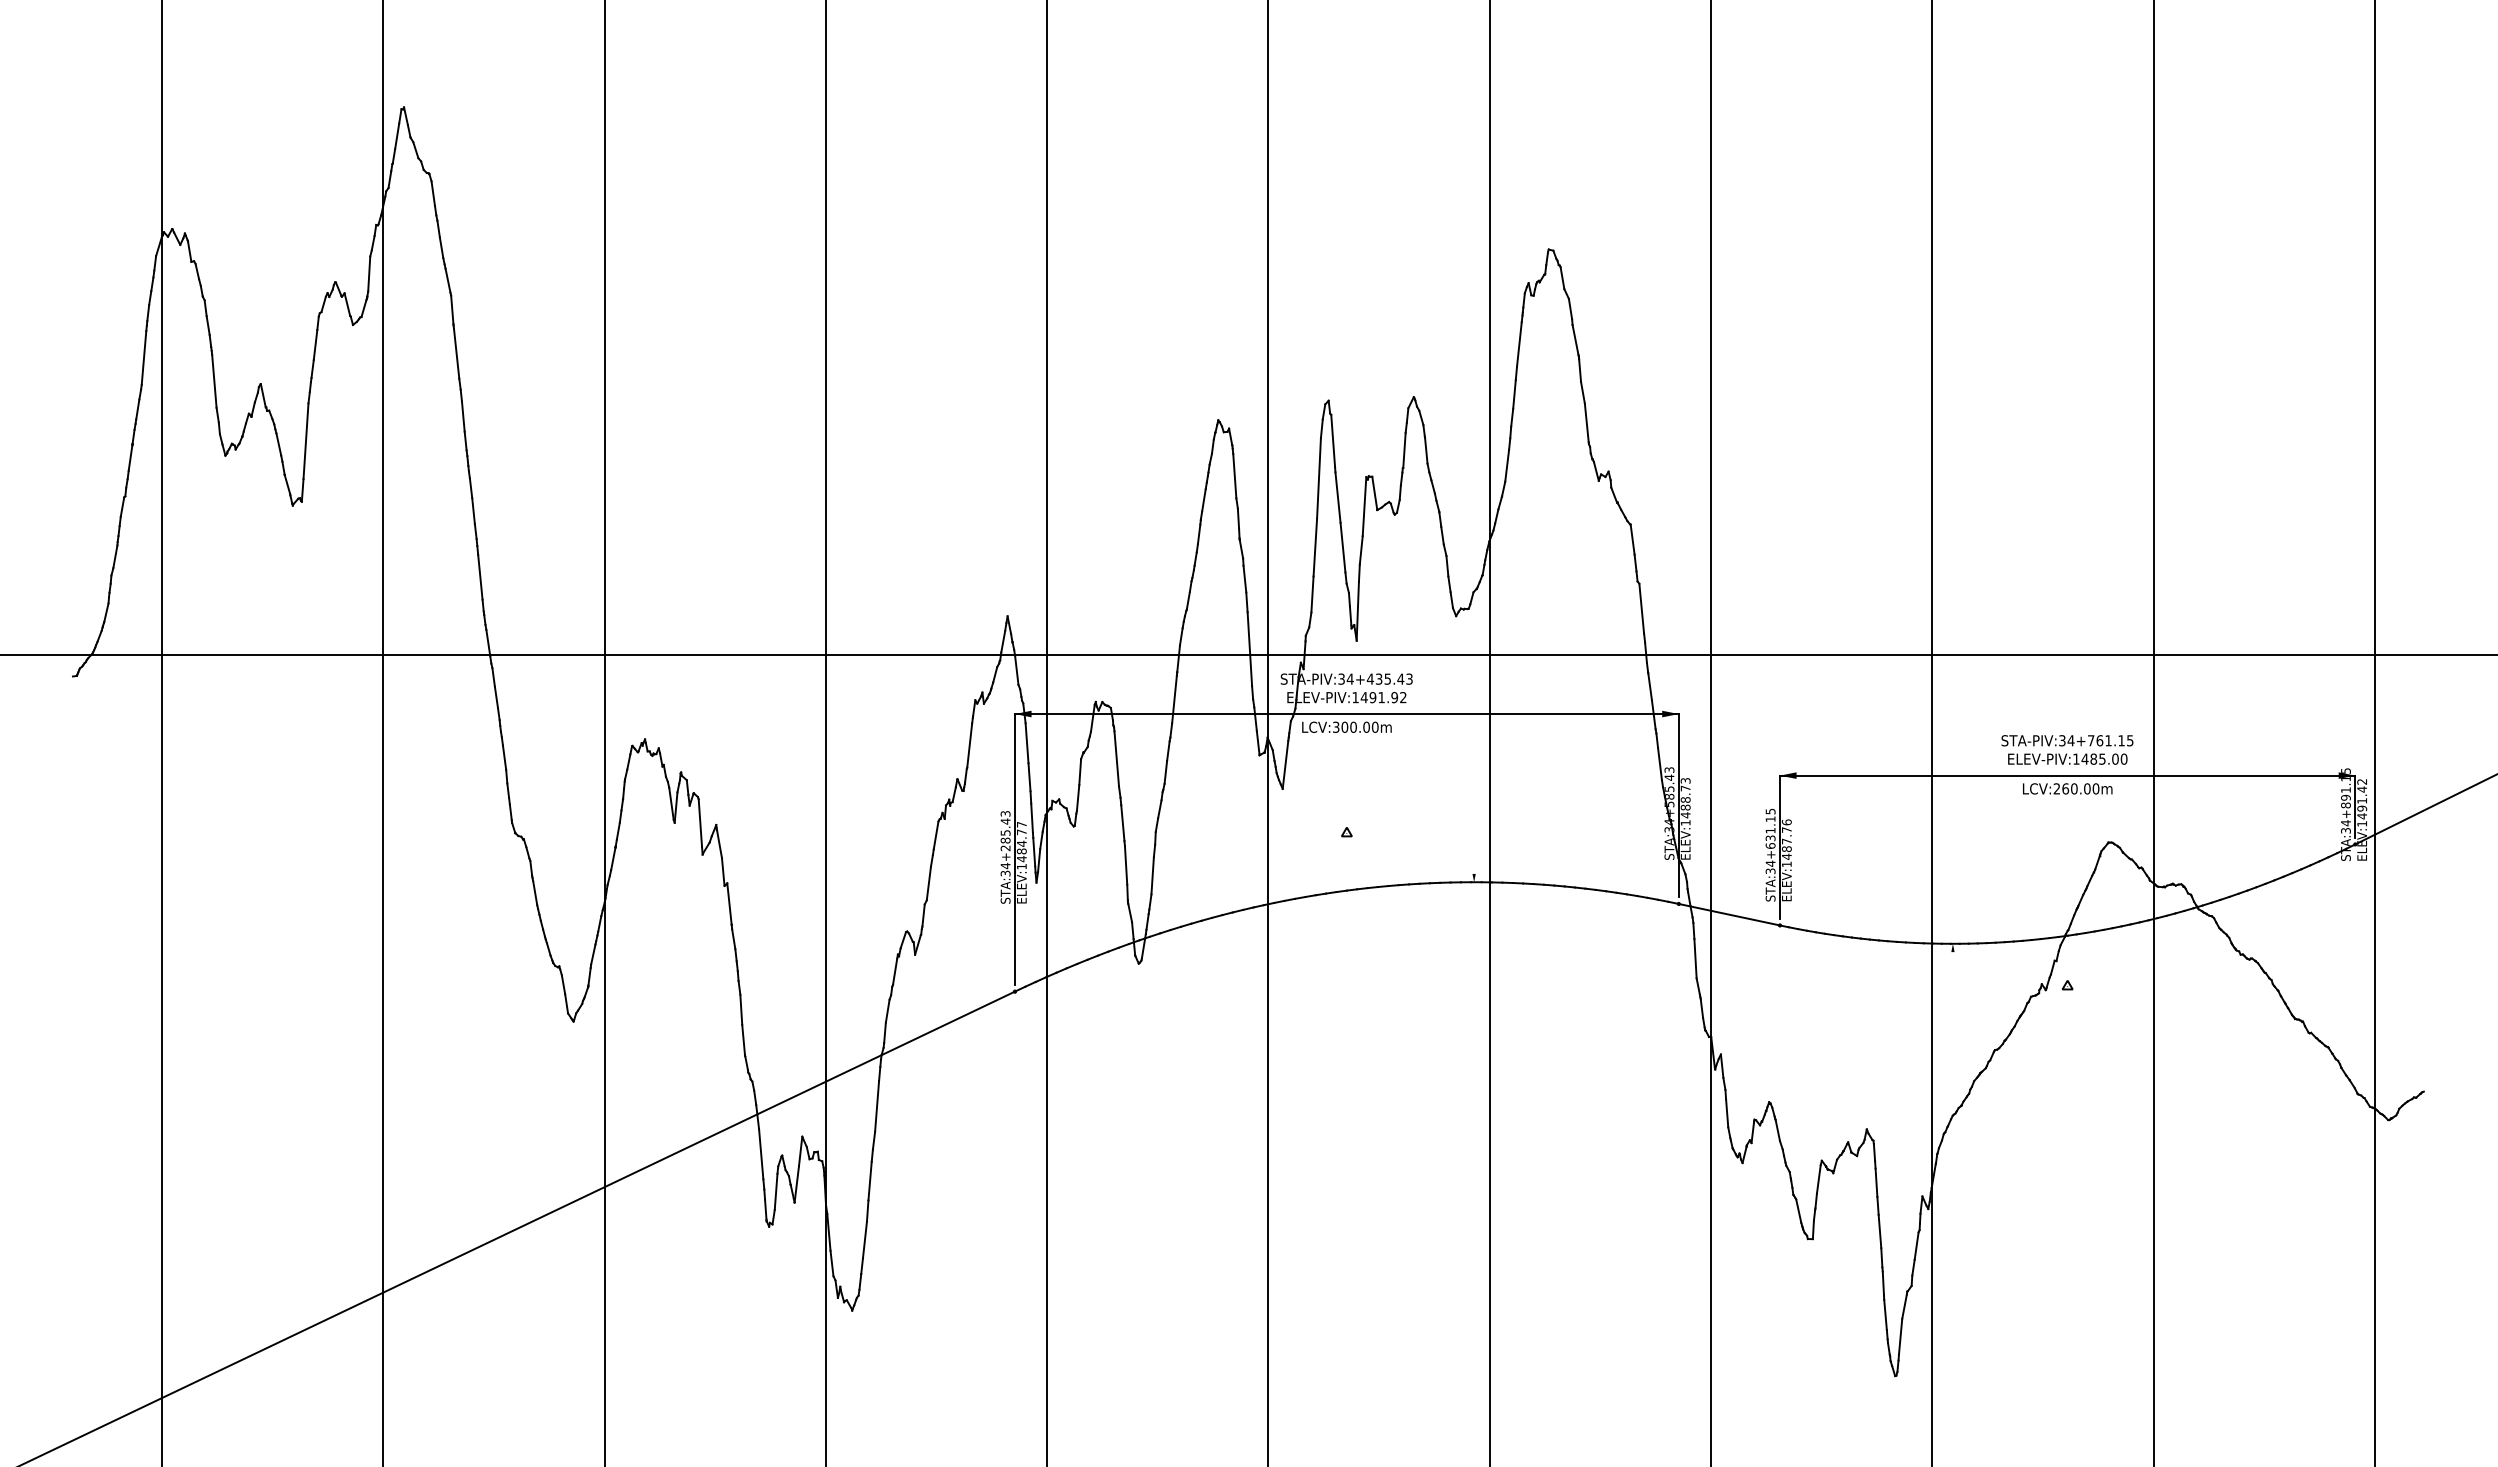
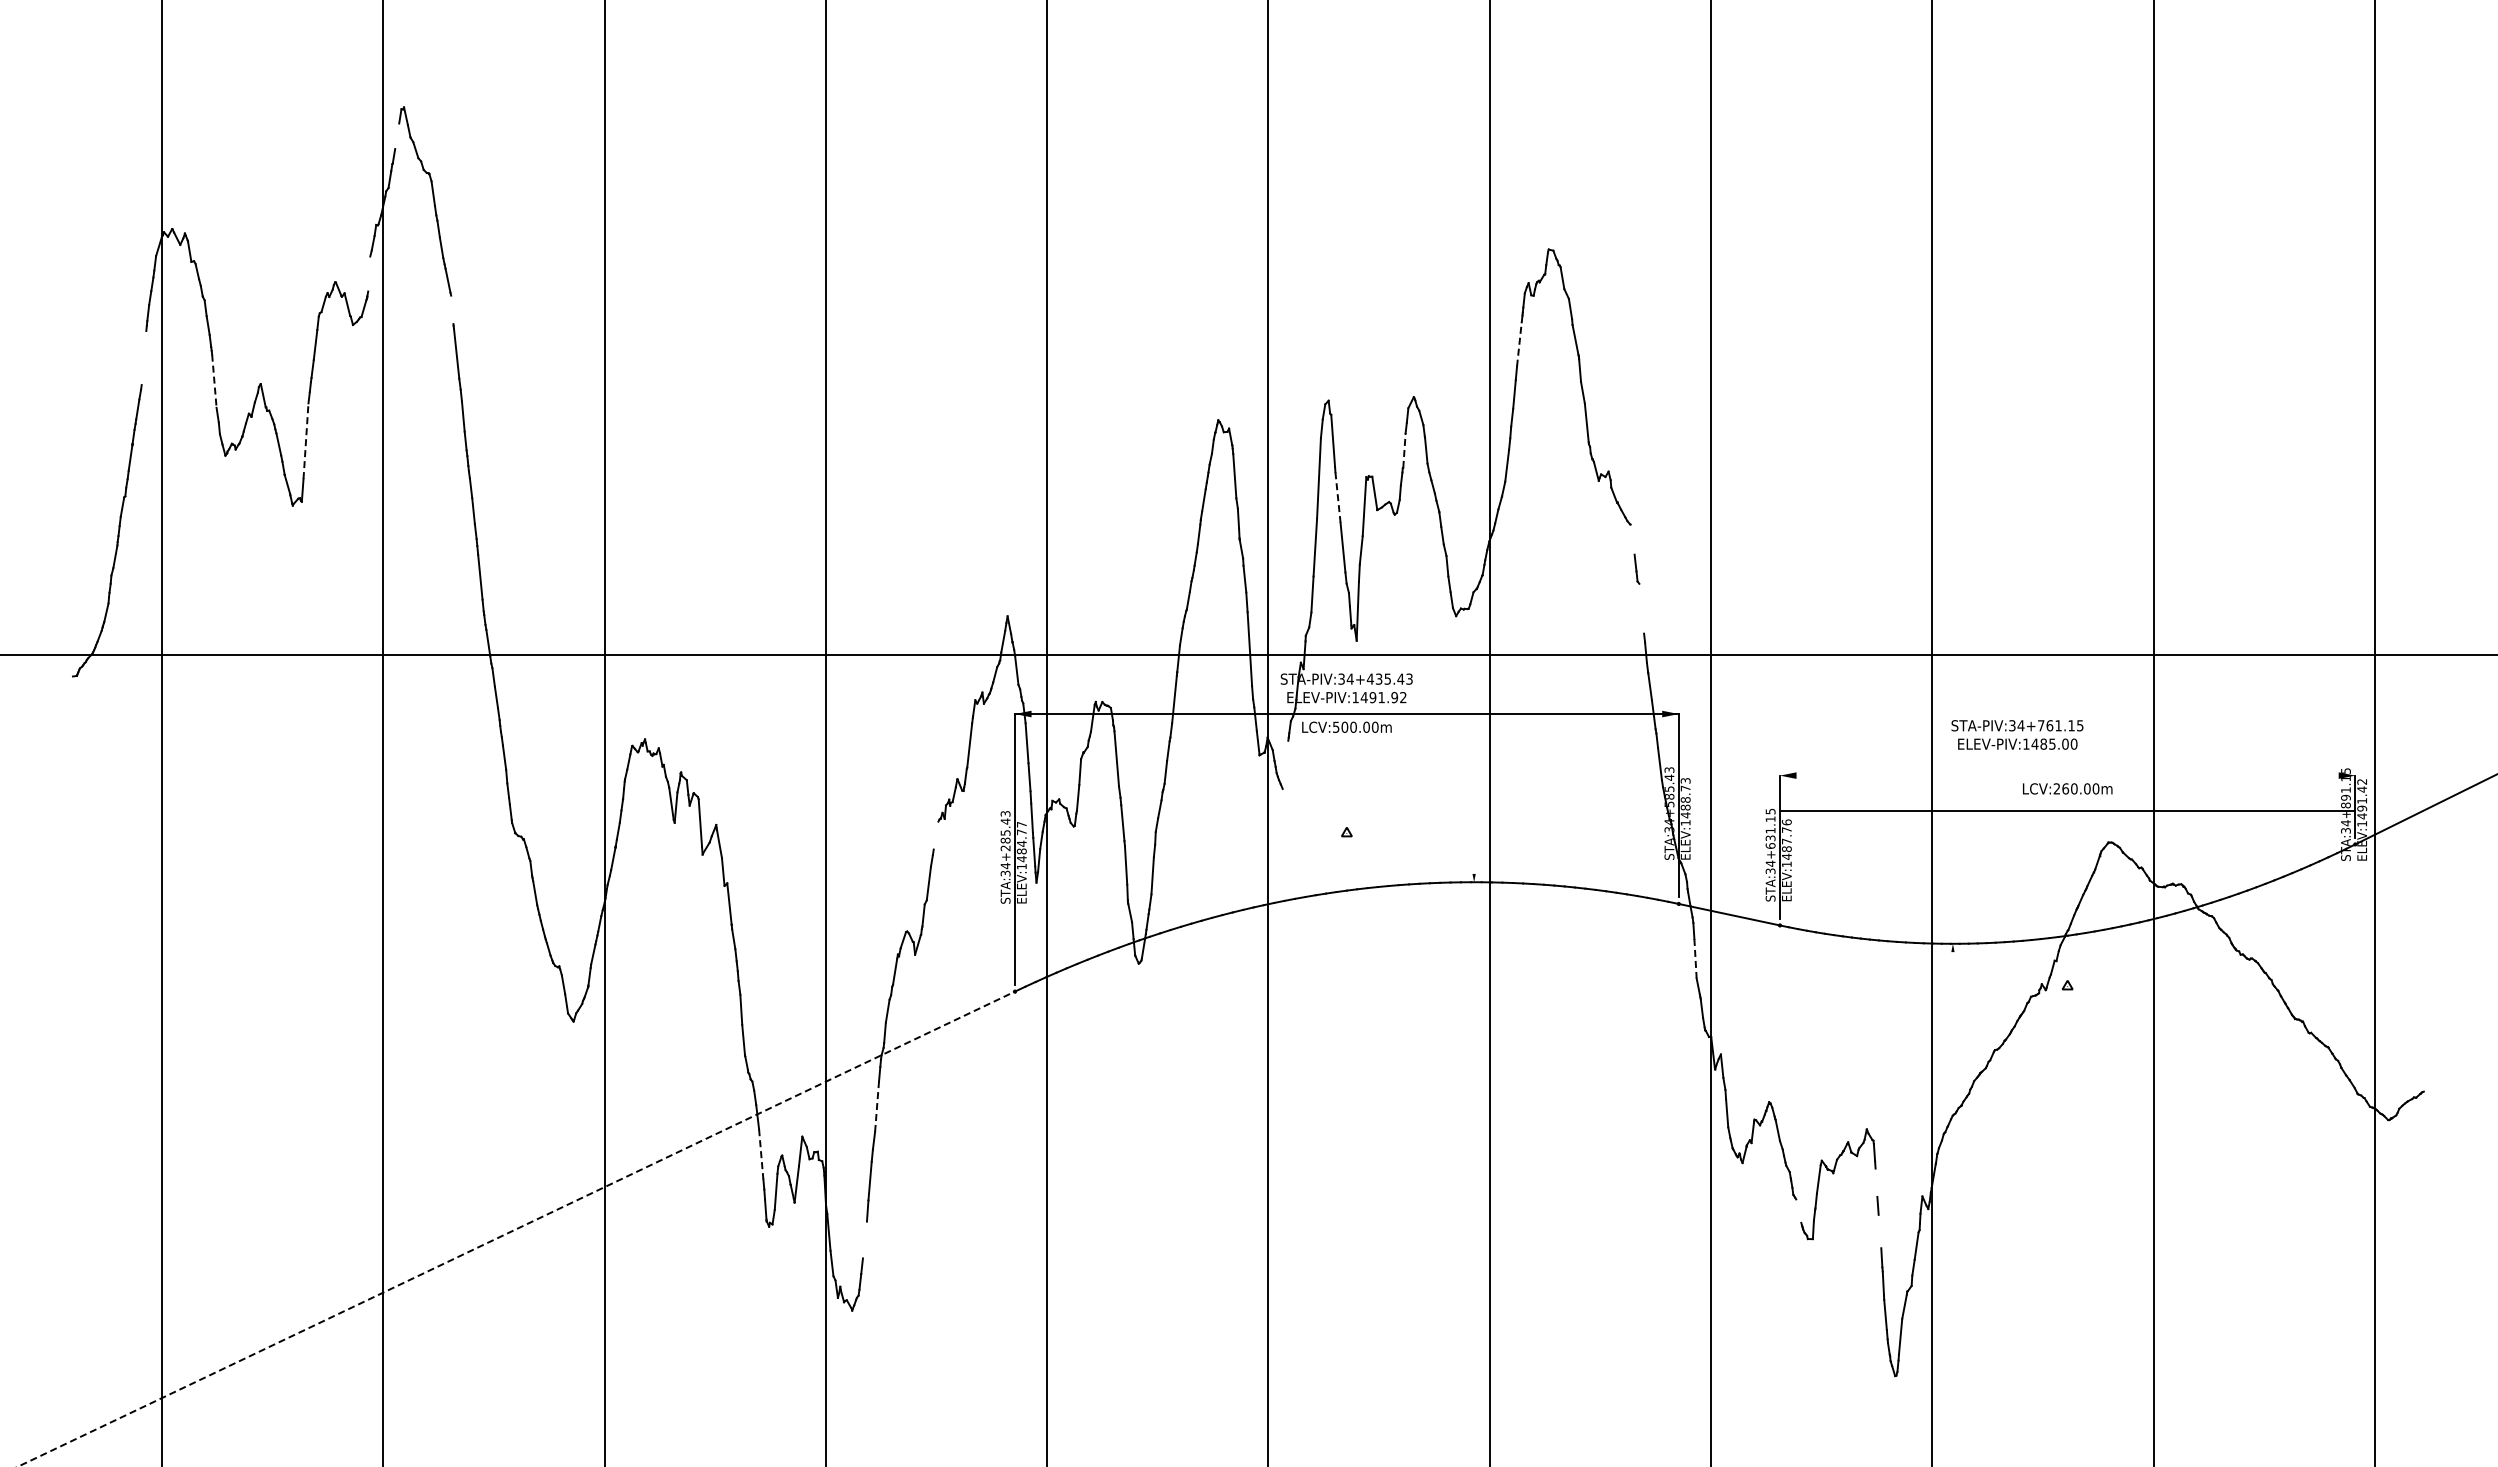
line: present -> none (397, 136)
line: present -> none (369, 273)
line: present -> none (452, 309)
line: solid -> dashed (1519, 344)
line: present -> none (143, 358)
line: solid -> dashed (214, 381)
line: solid -> dashed (306, 441)
line: solid -> dashed (1404, 450)
line: solid -> dashed (1338, 498)
line: present -> none (1632, 539)
line: present -> none (1641, 608)
text: LCV:300.00m -> LCV:500.00m (1336, 726)
text position: (2067, 749) -> (2017, 734) (2017, 734)
line: present -> none (1285, 764)
line position: (2067, 775) -> (2067, 810) (2067, 810)
line: present -> none (935, 835)
line: solid -> dashed (1695, 958)
line: solid -> dashed (877, 1106)
line: solid -> dashed (761, 1154)
line: present -> none (1876, 1182)
line: present -> none (1798, 1210)
line: solid -> dashed (516, 1229)
line: present -> none (1879, 1231)
line: present -> none (864, 1239)
